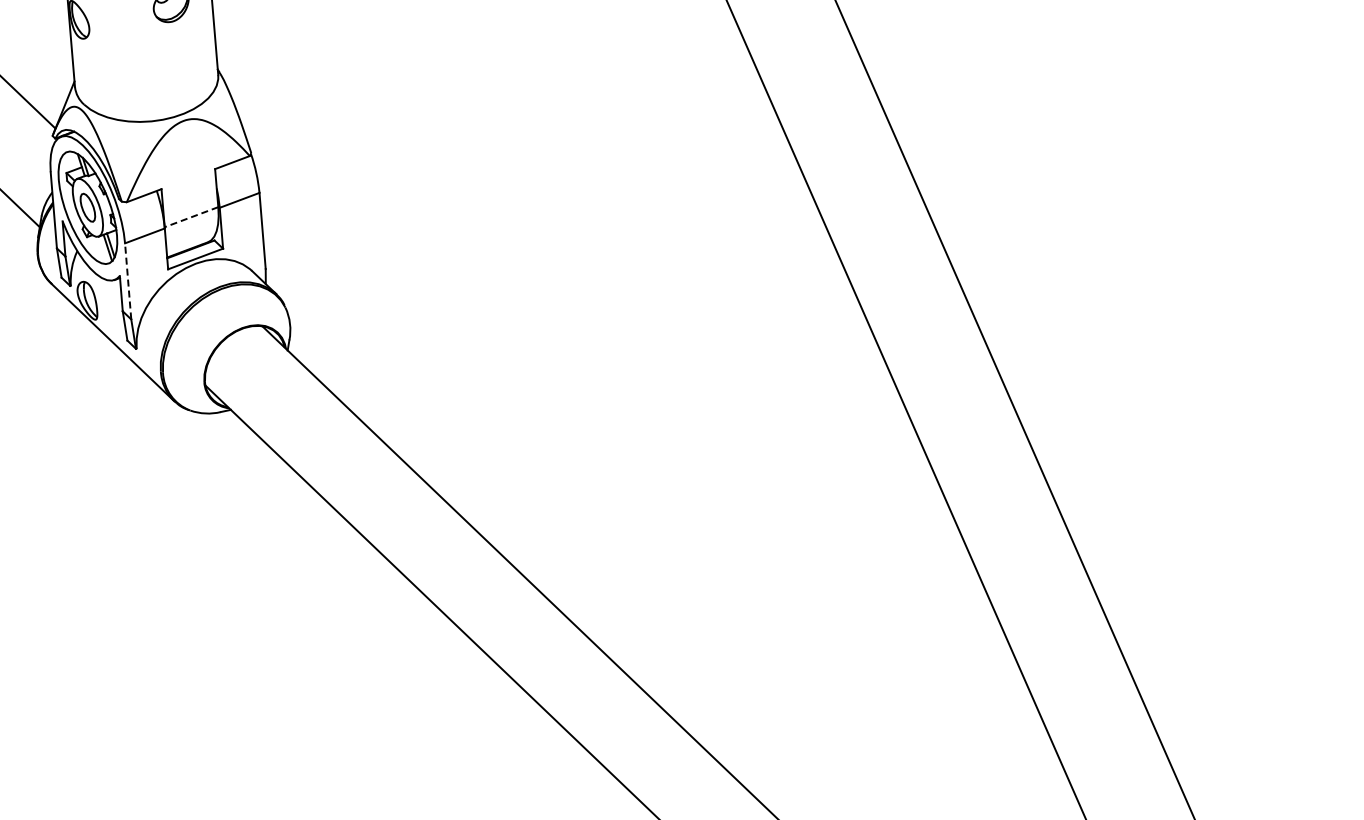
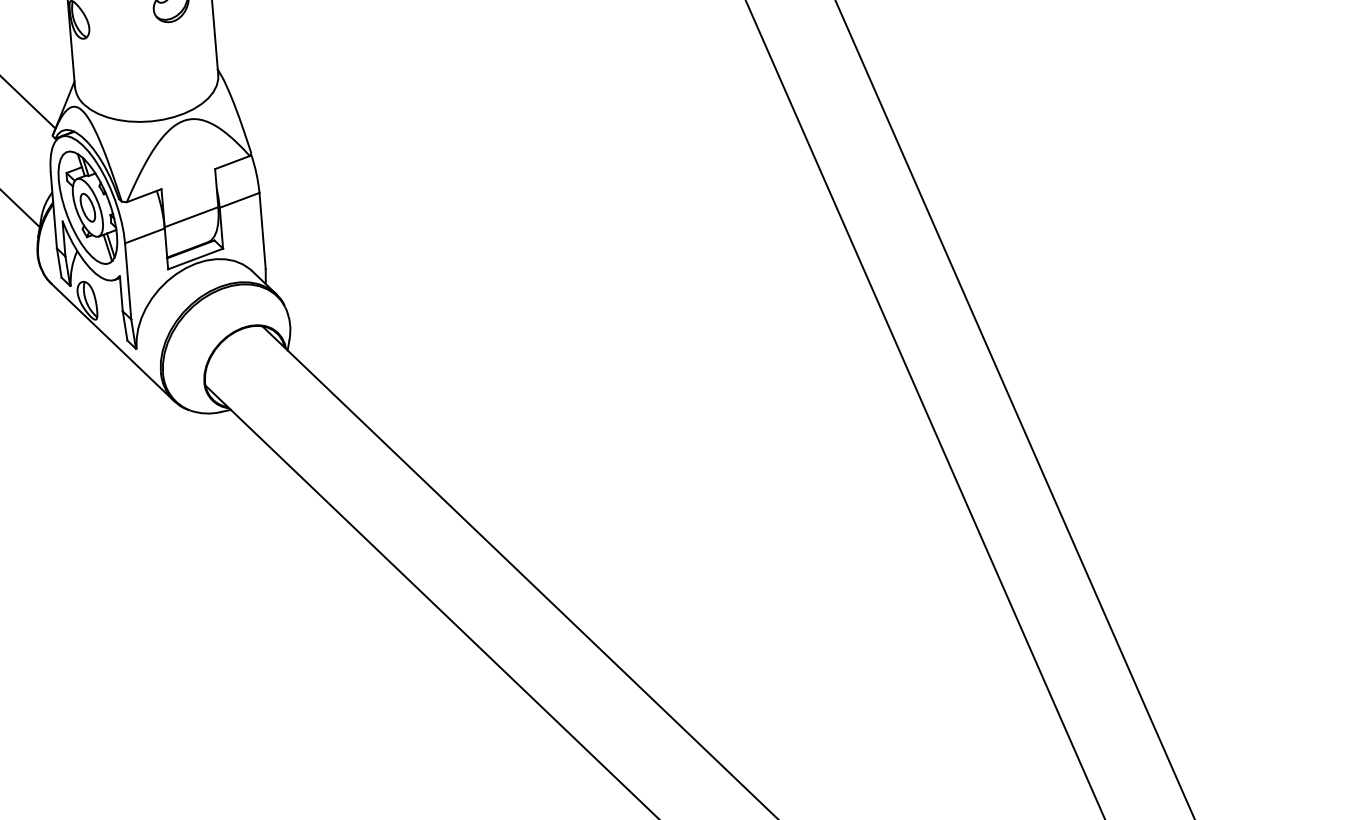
line: dashed -> solid (191, 217)
line: dashed -> solid (128, 280)
line position: (905, 409) -> (924, 409) (924, 409)
